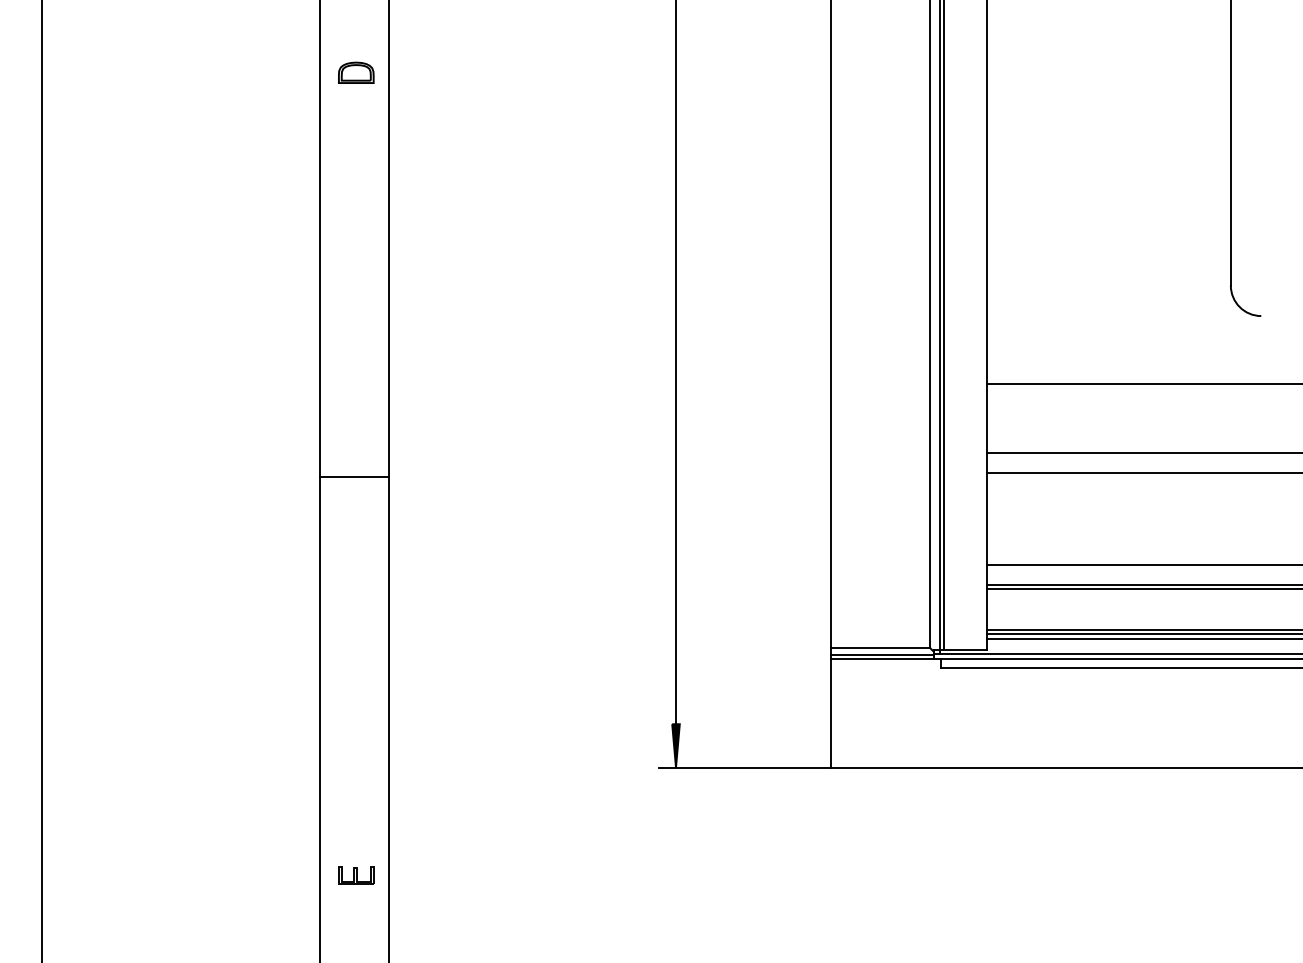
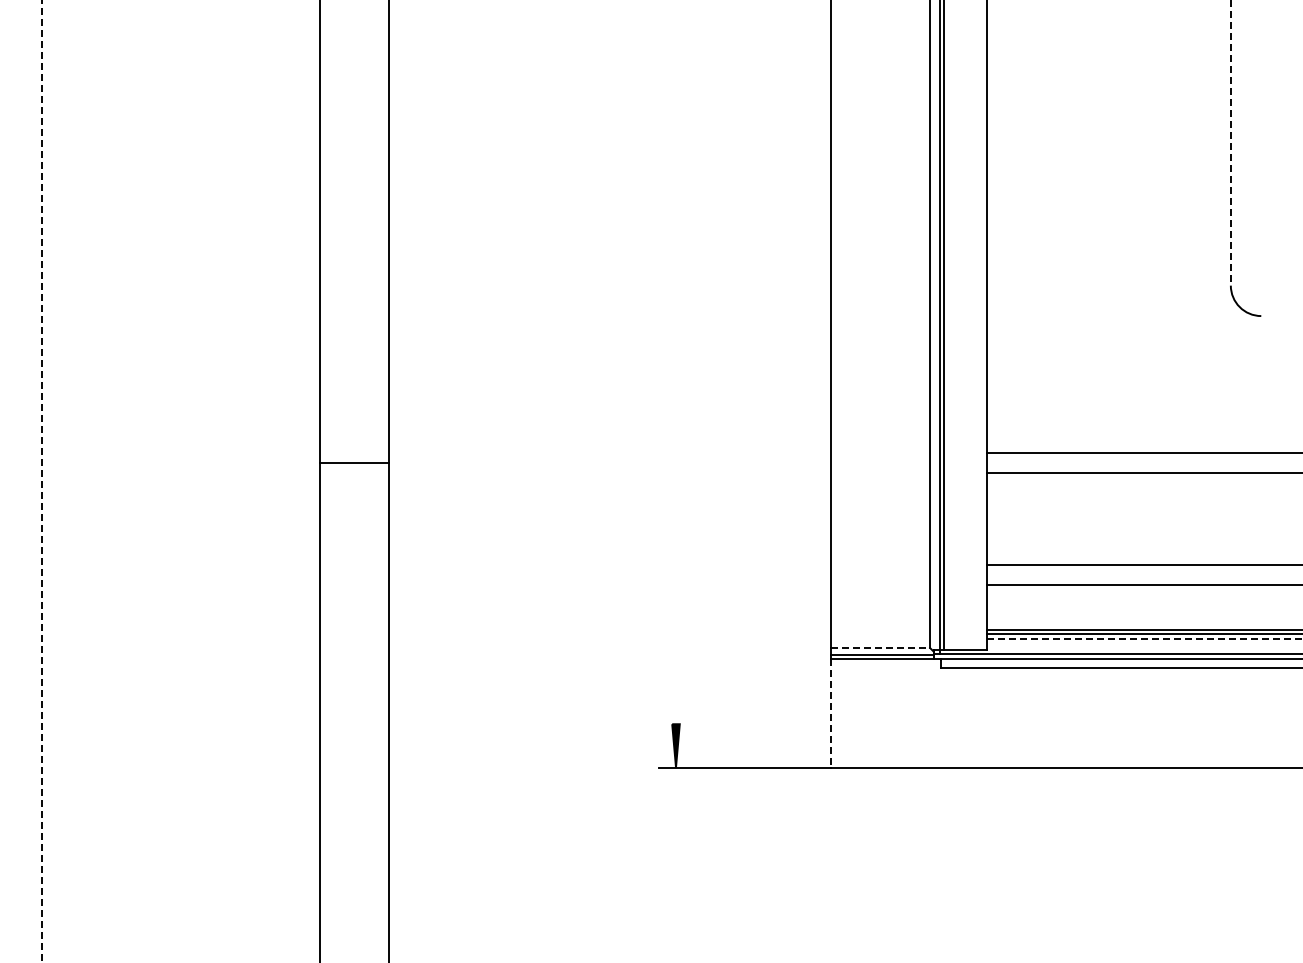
part: present -> none (356, 72)
line: solid -> dashed (1230, 143)
line: present -> none (676, 363)
line: present -> none (1143, 384)
line position: (354, 477) -> (354, 463) (354, 463)
line: solid -> dashed (41, 481)
line: present -> none (1143, 588)
line: solid -> dashed (1145, 638)
line: solid -> dashed (880, 648)
line: solid -> dashed (830, 713)
part: present -> none (356, 875)
